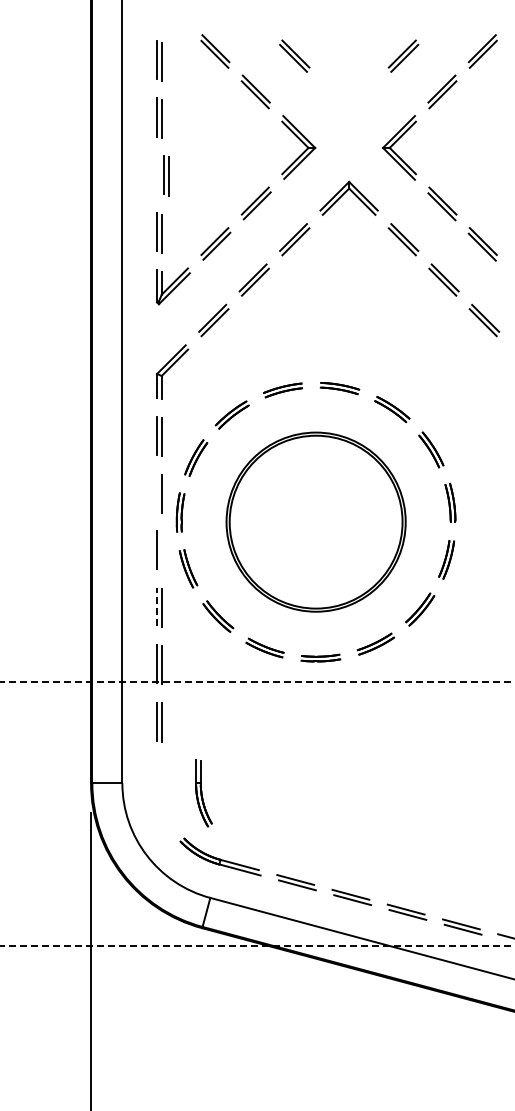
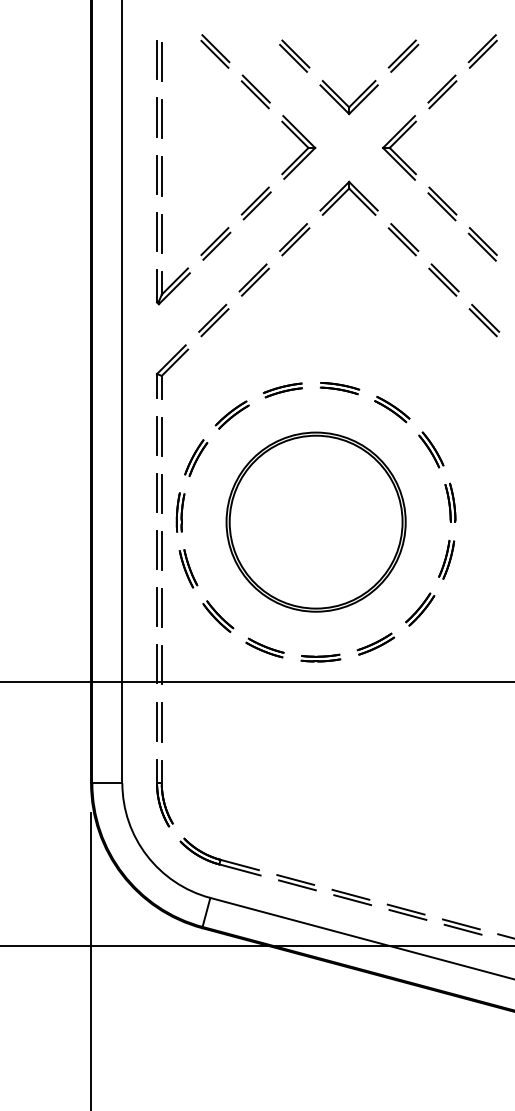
part: none -> present (348, 97)
part position: (166, 175) -> (159, 175) (159, 175)
line: none -> present (157, 492)
line: none -> present (161, 550)
line: dashed -> solid (157, 606)
line: dashed -> solid (257, 681)
part position: (203, 793) -> (164, 793) (164, 793)
line: dashed -> solid (257, 945)
